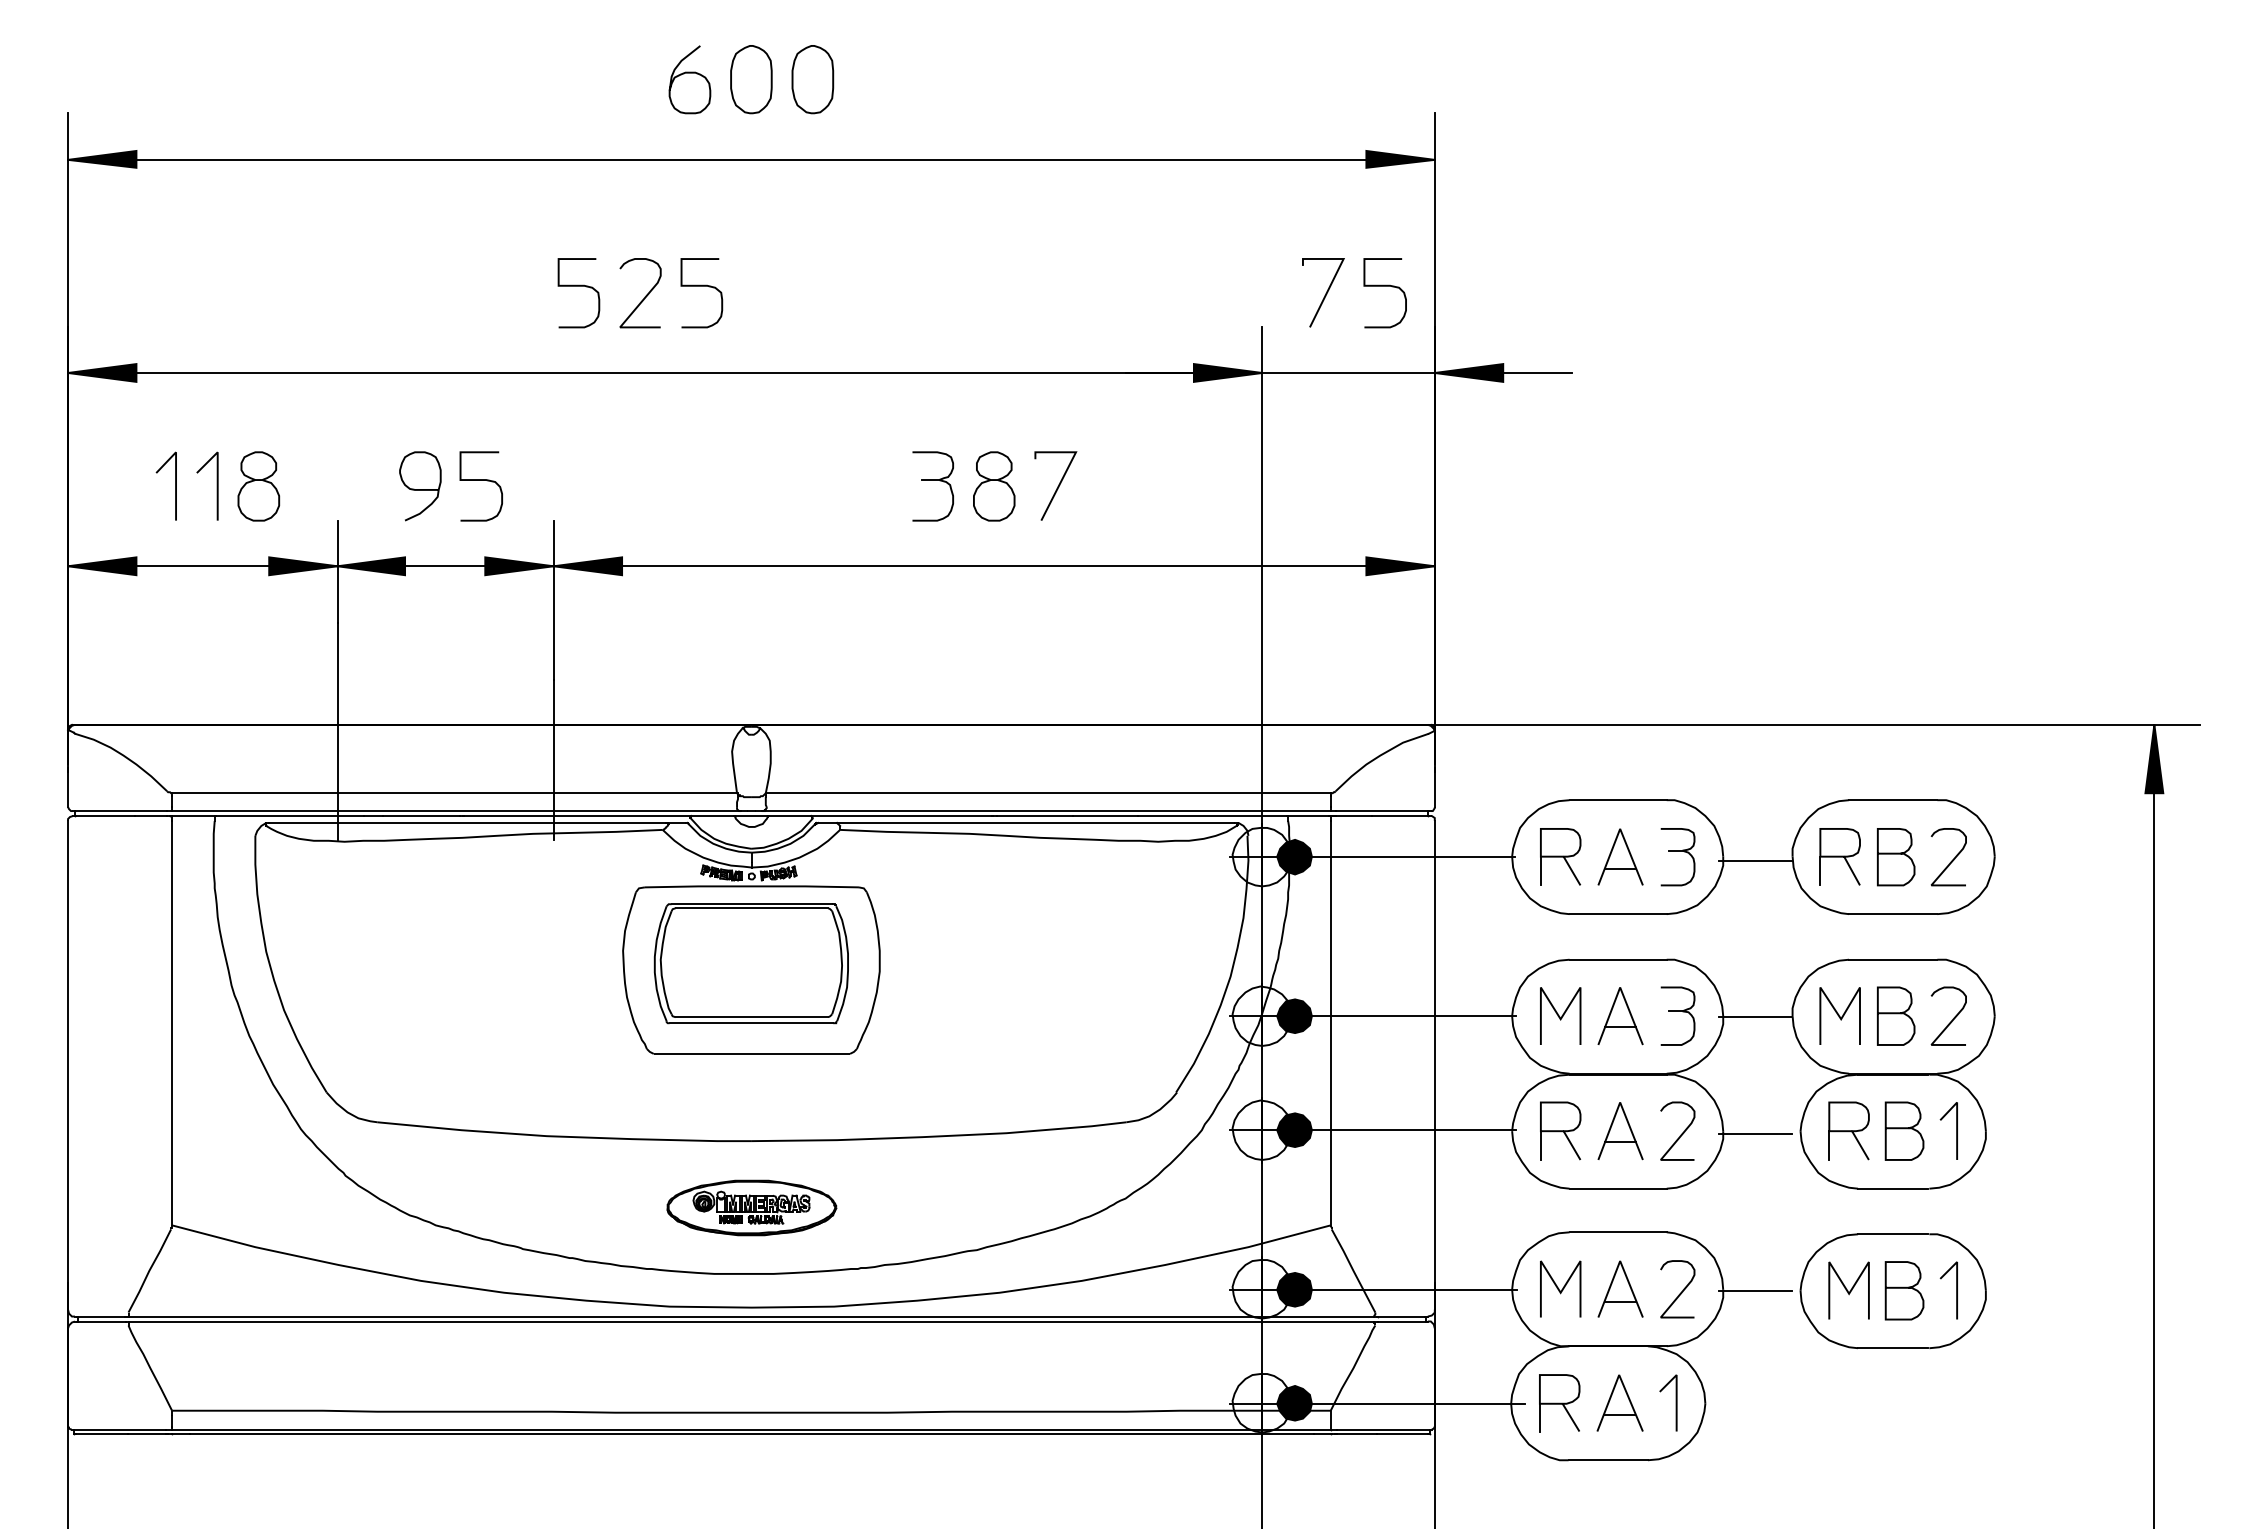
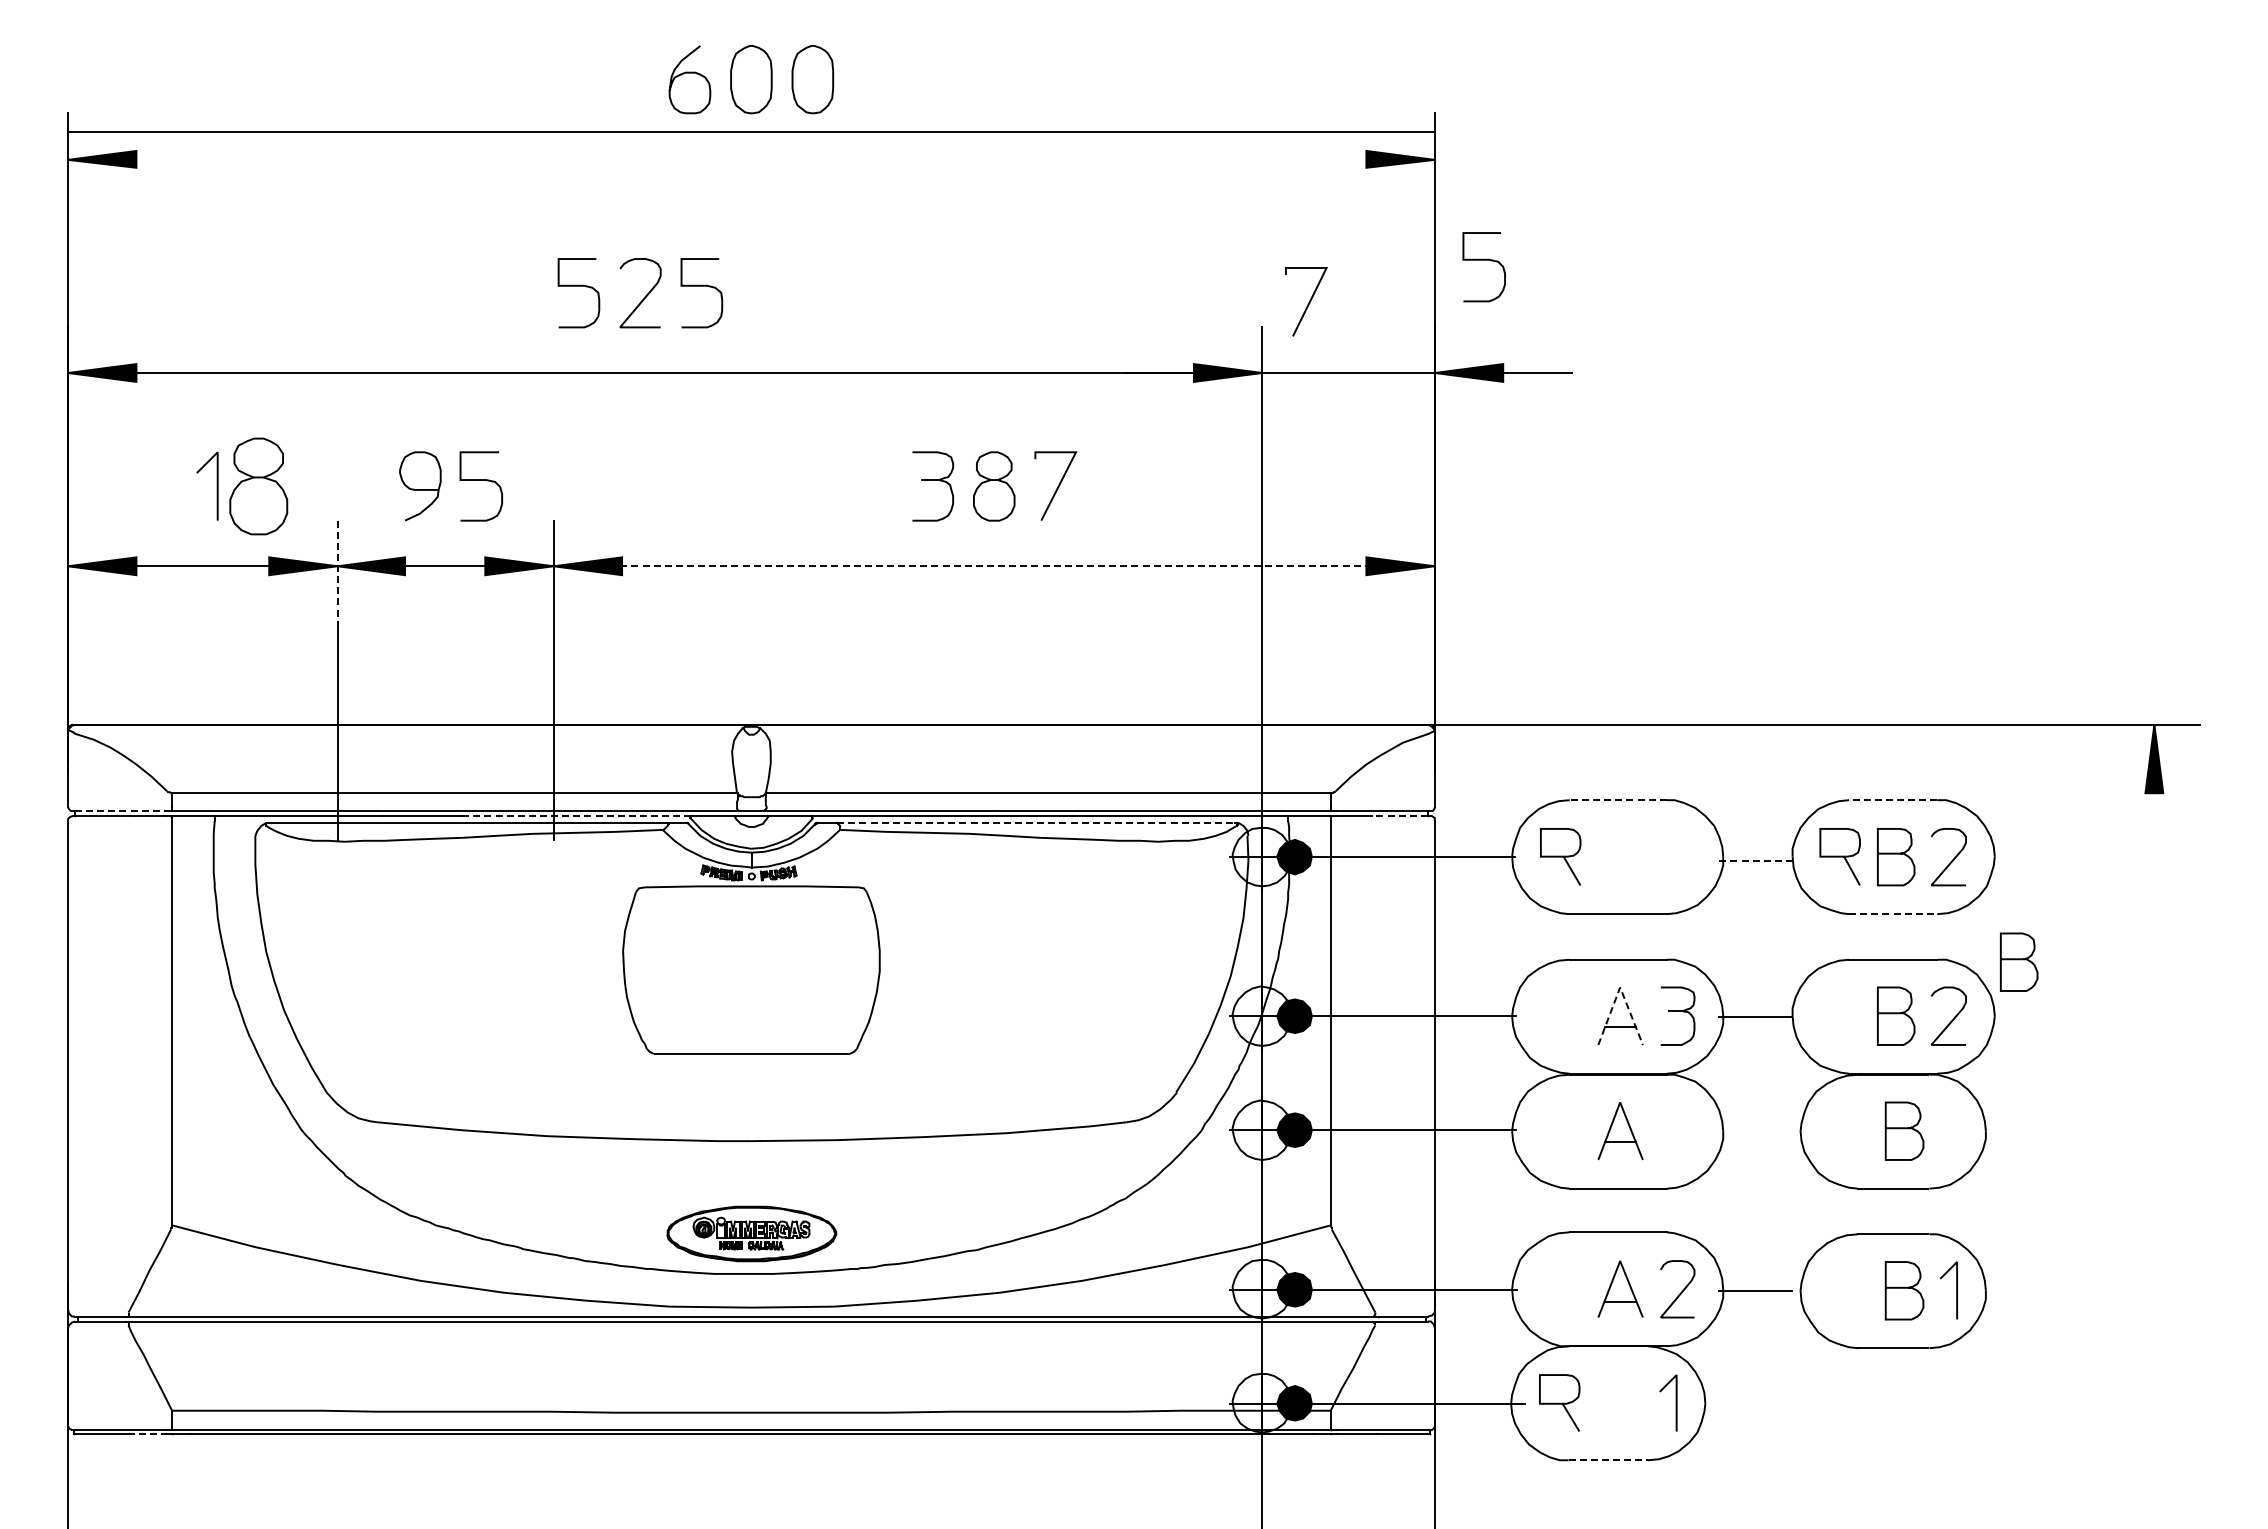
line position: (751, 159) -> (751, 131) (751, 131)
curve position: (1384, 286) -> (1483, 260) (1483, 260)
line position: (1325, 293) -> (1308, 302) (1308, 302)
line: present -> none (175, 485)
part size: 44x71 px -> 60x99 px (258, 486)
line: solid -> dashed (994, 566)
line: solid -> dashed (337, 572)
line: solid -> dashed (1618, 800)
line: solid -> dashed (1892, 800)
line: solid -> dashed (121, 811)
line: solid -> dashed (577, 816)
line: solid -> dashed (1400, 816)
line: solid -> dashed (1035, 822)
part: present -> none (1620, 856)
part: present -> none (1677, 857)
line: solid -> dashed (1755, 860)
line: present -> none (1540, 870)
line: present -> none (1820, 870)
line: solid -> dashed (1893, 914)
curve: none -> present (2019, 960)
part: present -> none (750, 963)
line: solid -> dashed (1620, 987)
line: present -> none (1559, 1015)
line: present -> none (1839, 1015)
line: present -> none (2154, 1124)
part: present -> none (1560, 1130)
part: present -> none (1848, 1130)
line: present -> none (1956, 1130)
curve: present -> none (1681, 1133)
line: present -> none (1755, 1134)
part position: (751, 1207) -> (751, 1233) (751, 1233)
line: present -> none (1559, 1288)
line: present -> none (1848, 1290)
part: present -> none (1619, 1402)
line: present -> none (1539, 1417)
line: solid -> dashed (147, 1434)
line: solid -> dashed (1608, 1460)
